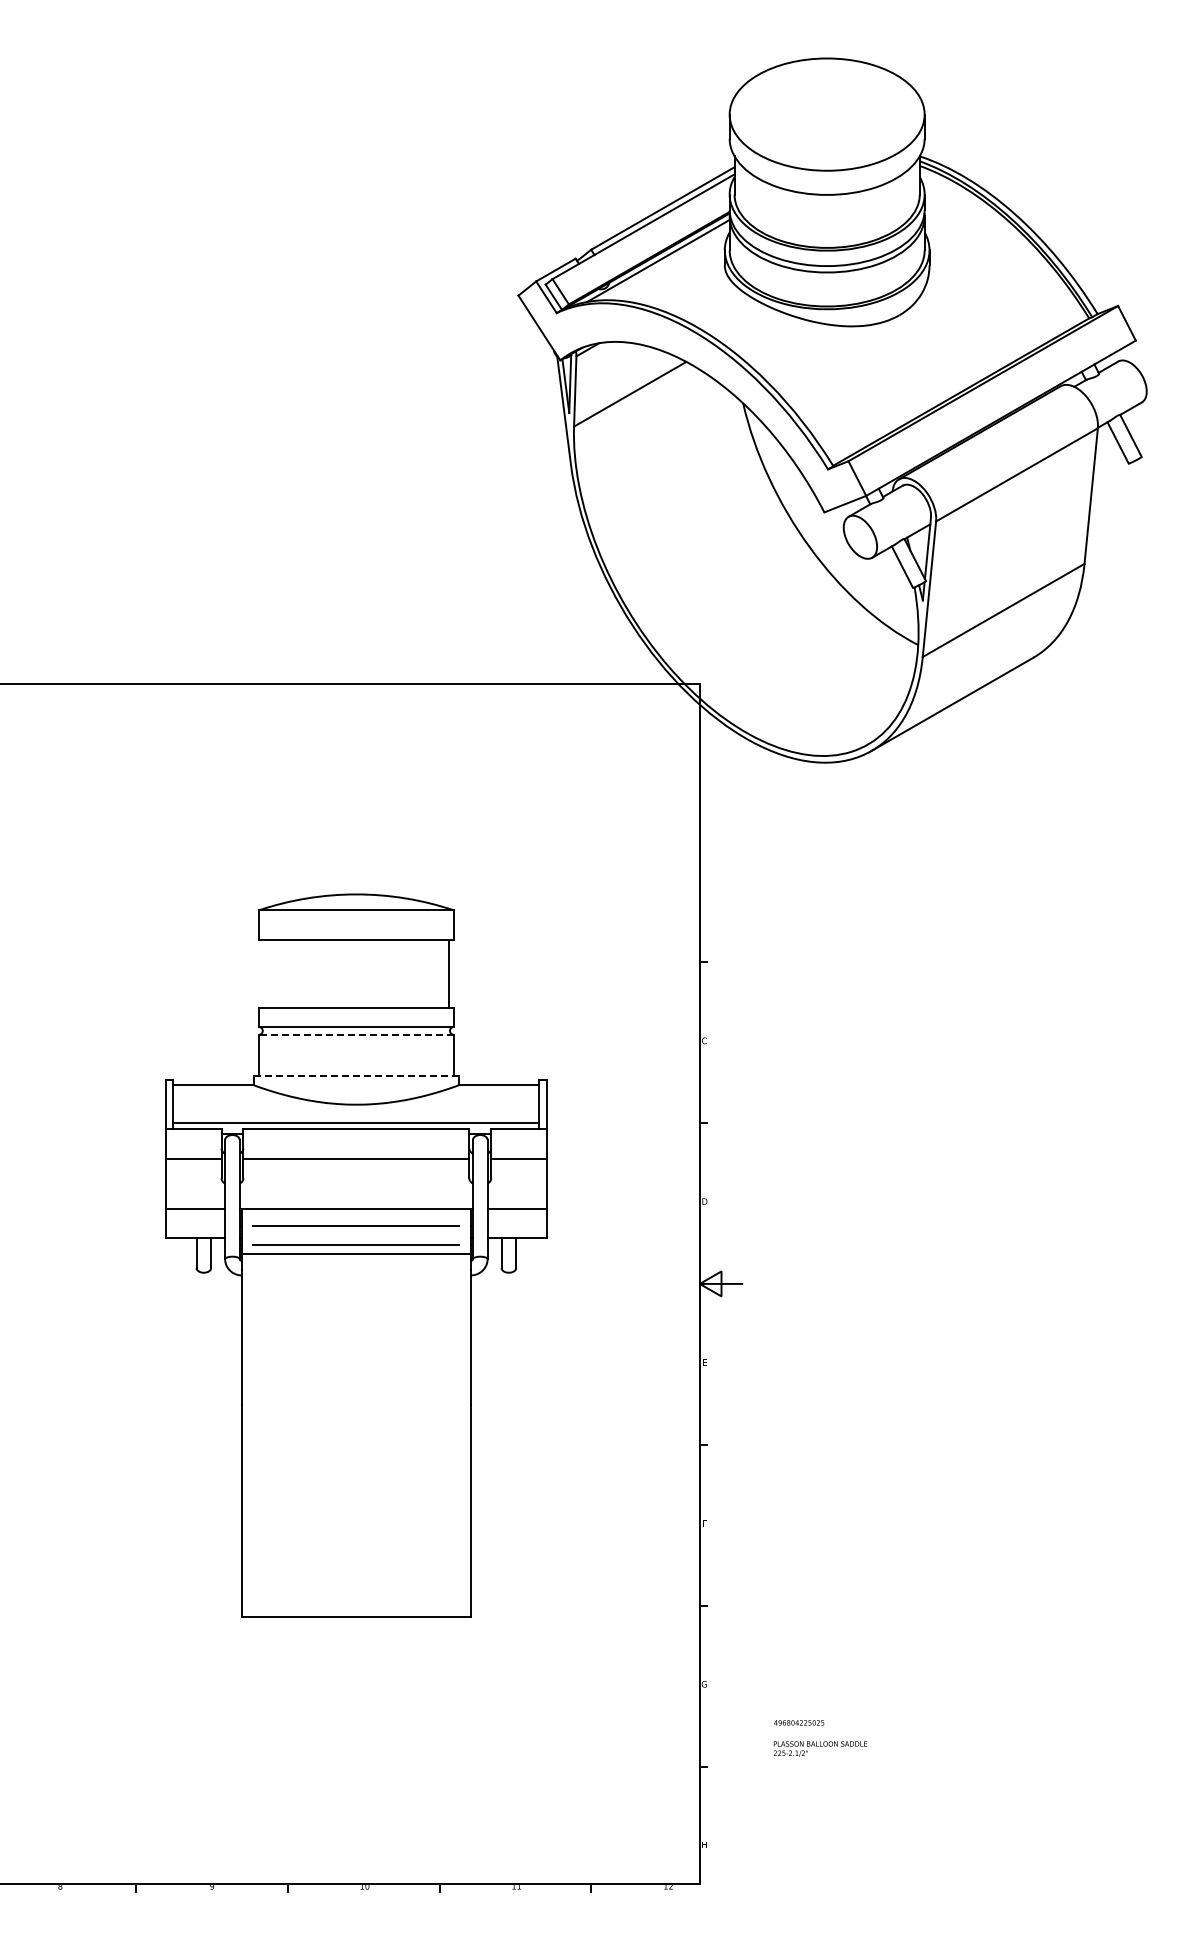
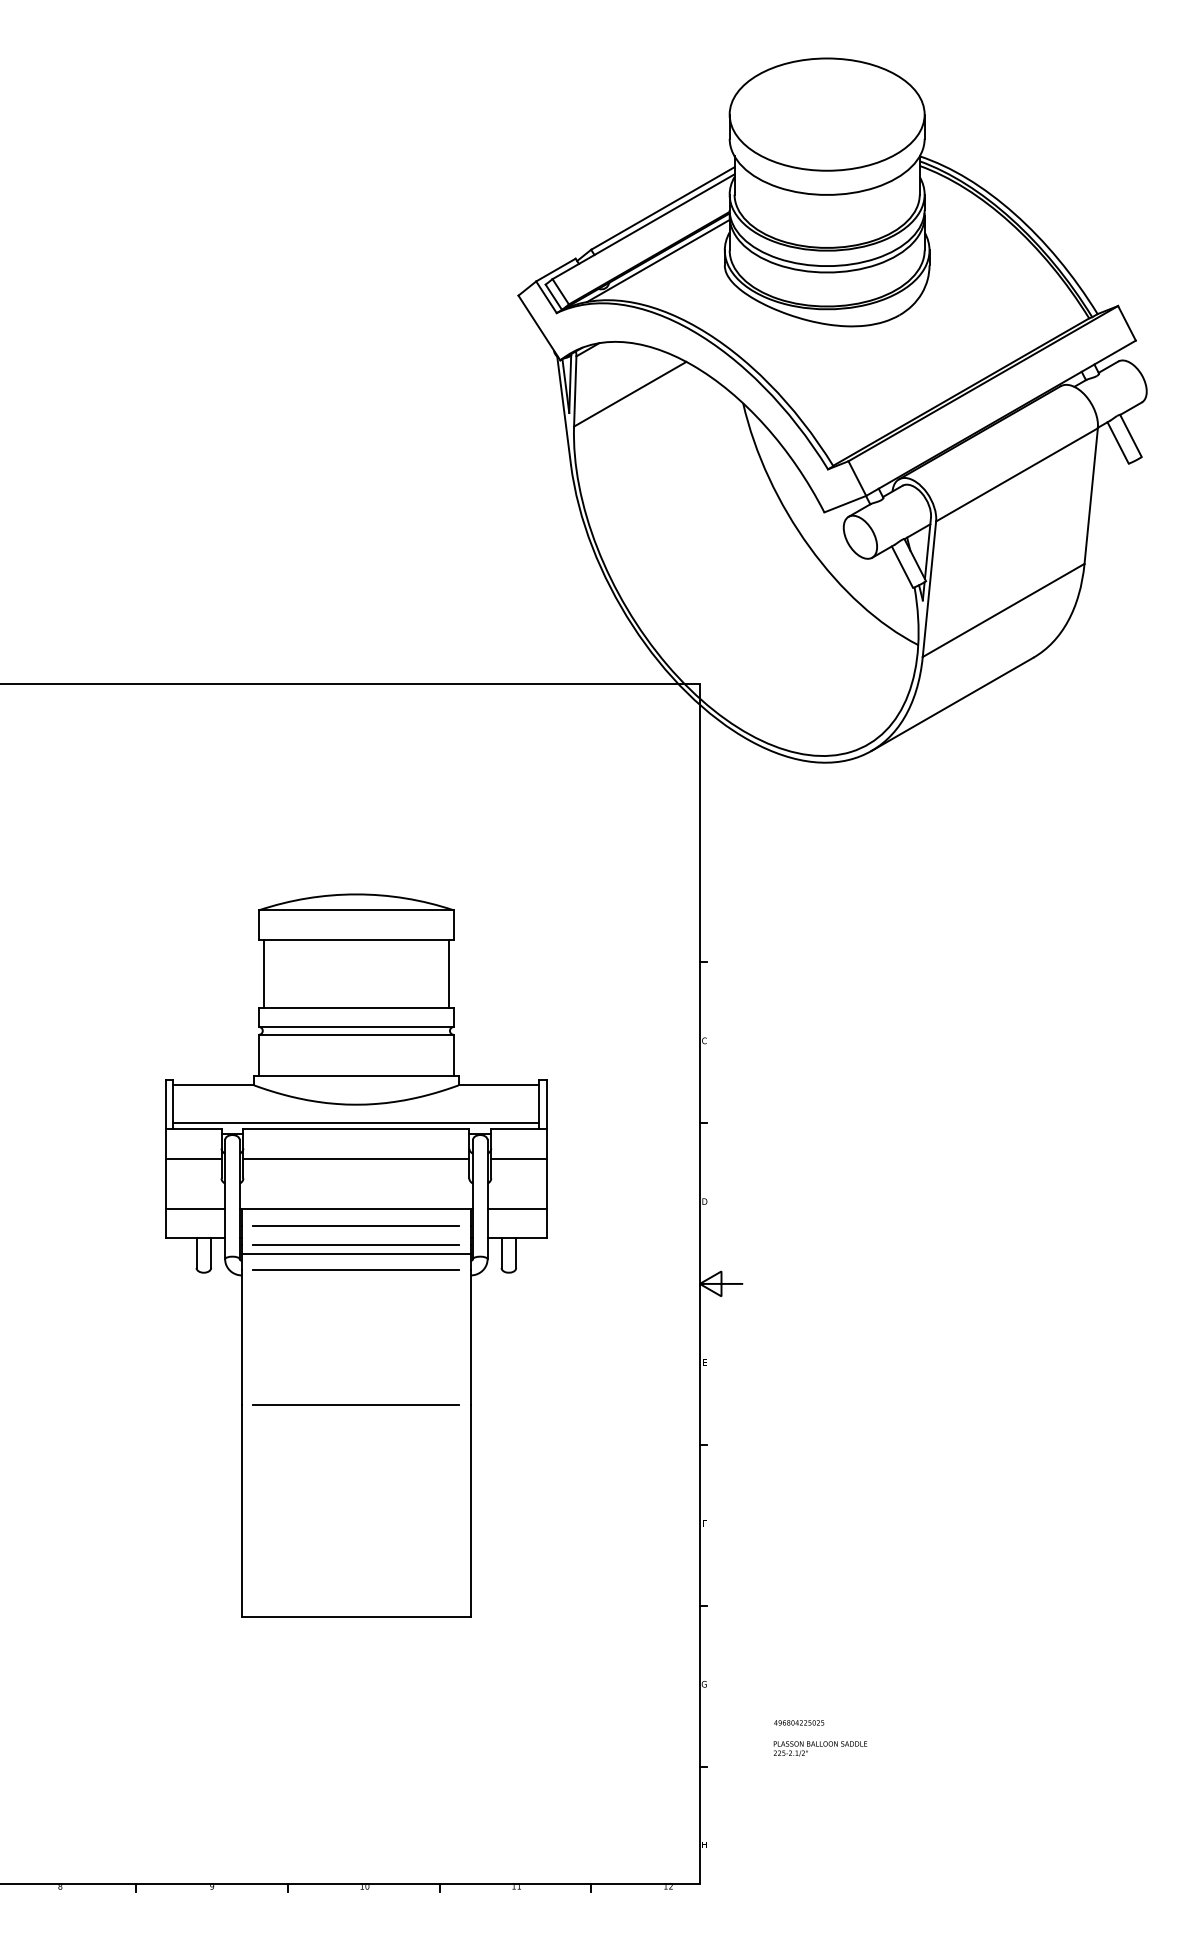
line: none -> present (263, 973)
line: dashed -> solid (355, 1034)
line: dashed -> solid (355, 1076)
line: none -> present (356, 1270)
line: none -> present (355, 1404)
